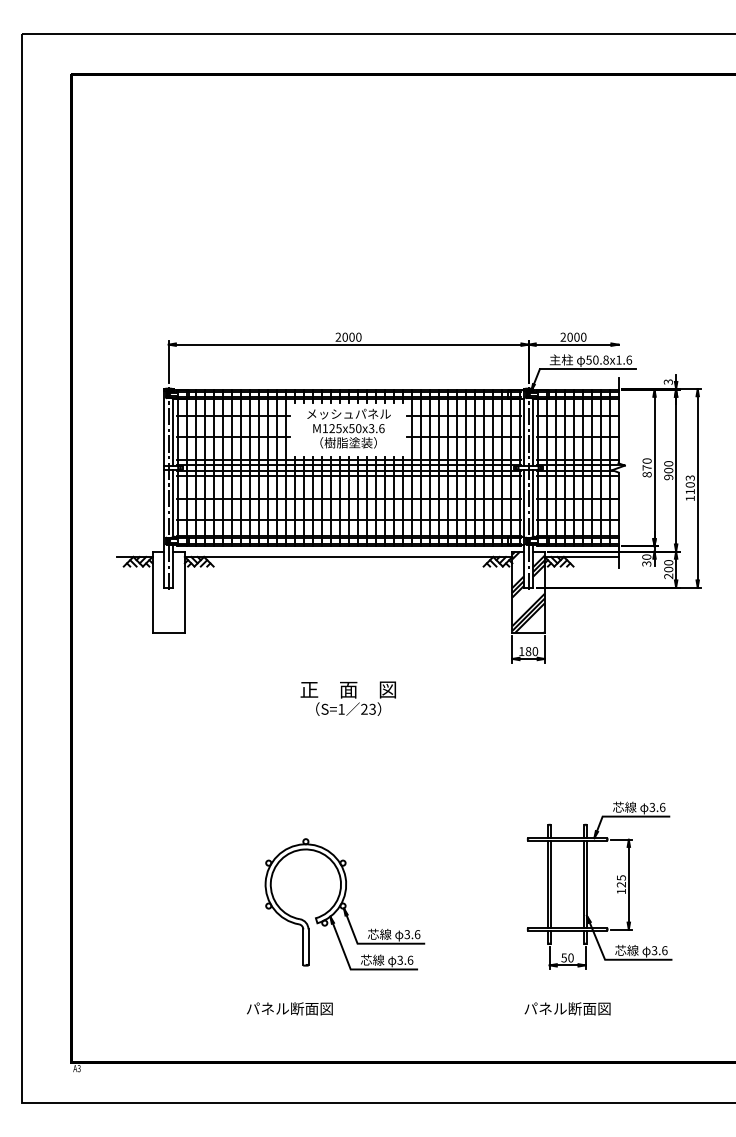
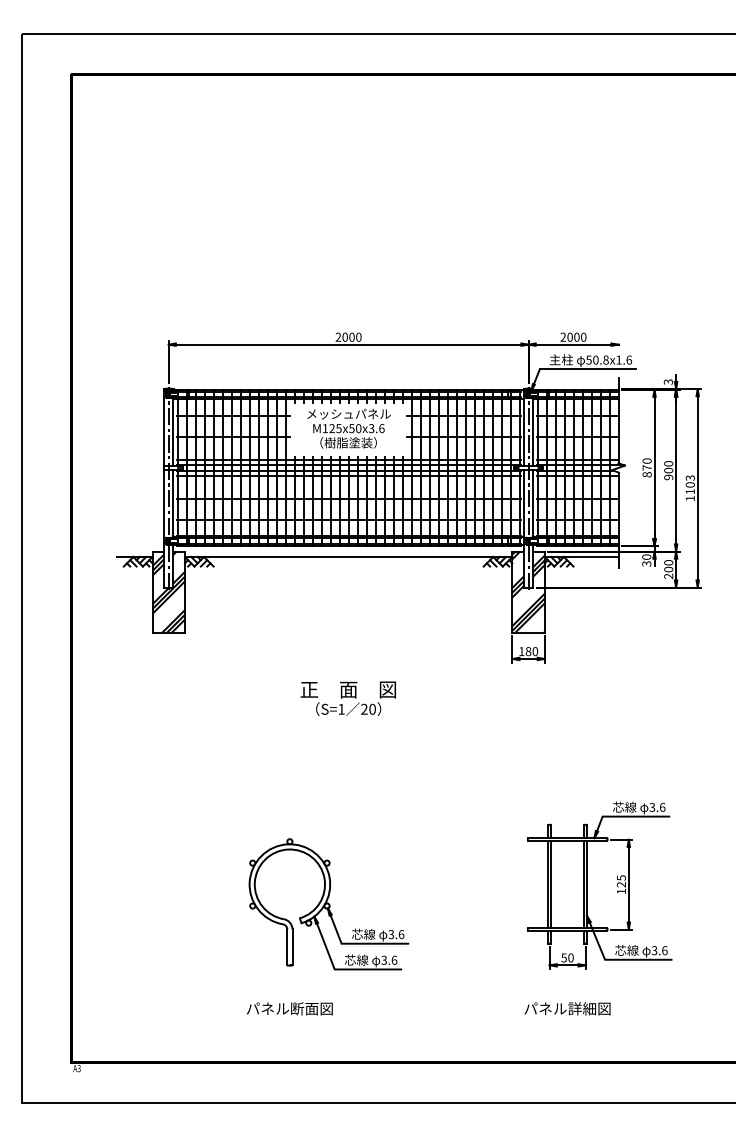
hatch: none -> present (168, 591)
text: 23 -> 20 (372, 709)
part position: (344, 904) -> (328, 904) (328, 904)
text: パネル断面図 -> パネル詳細図 (582, 1008)
